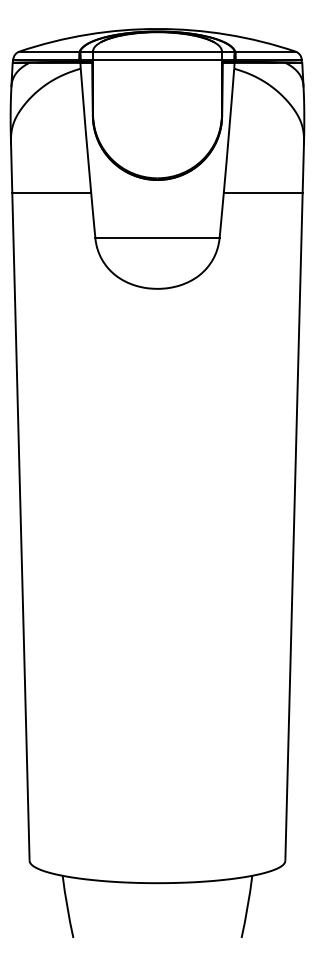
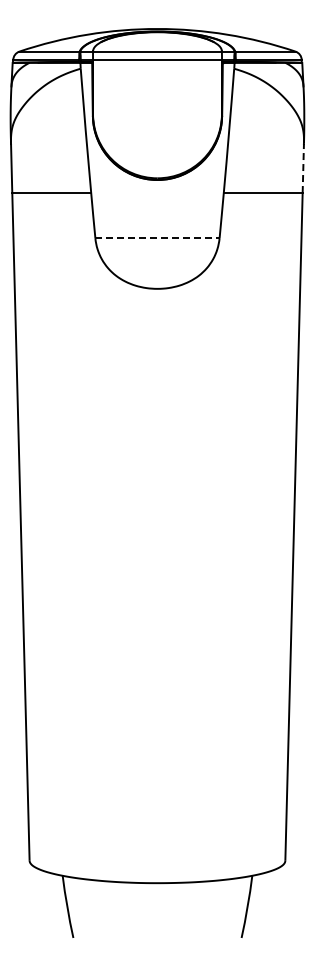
line: solid -> dashed (303, 168)
line: solid -> dashed (158, 238)
